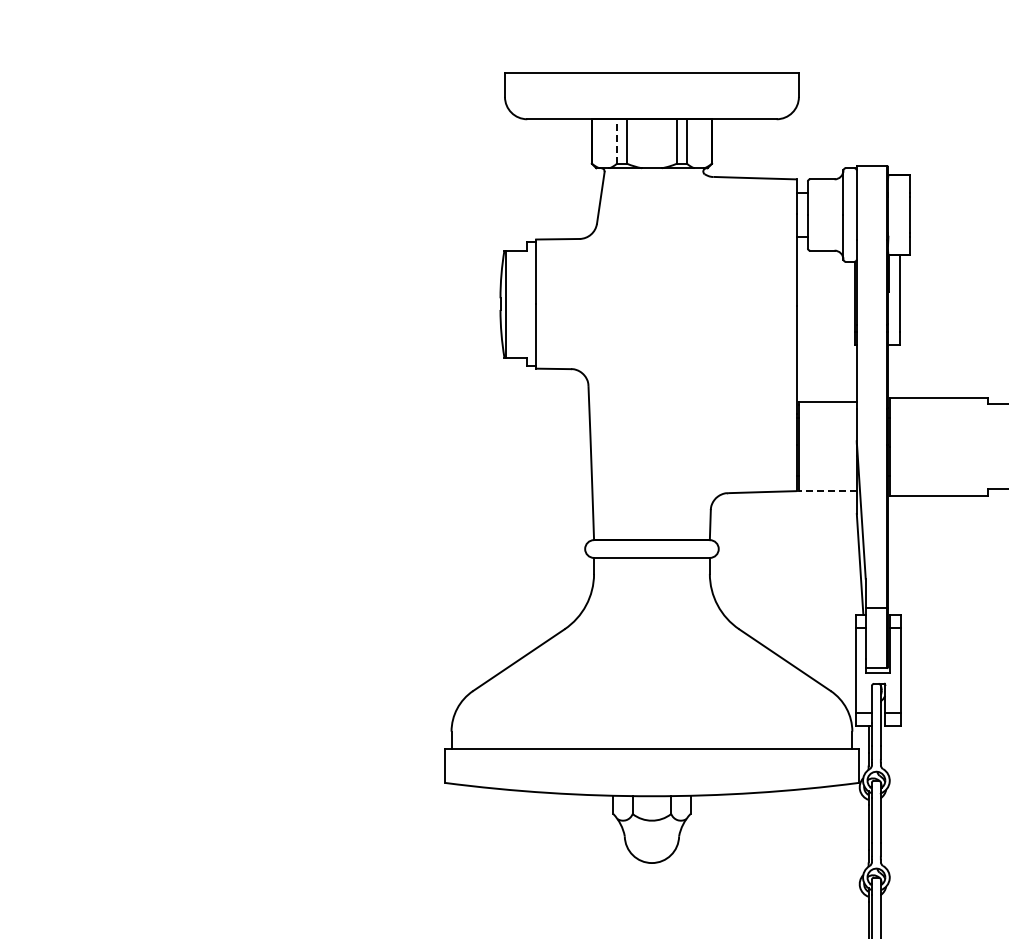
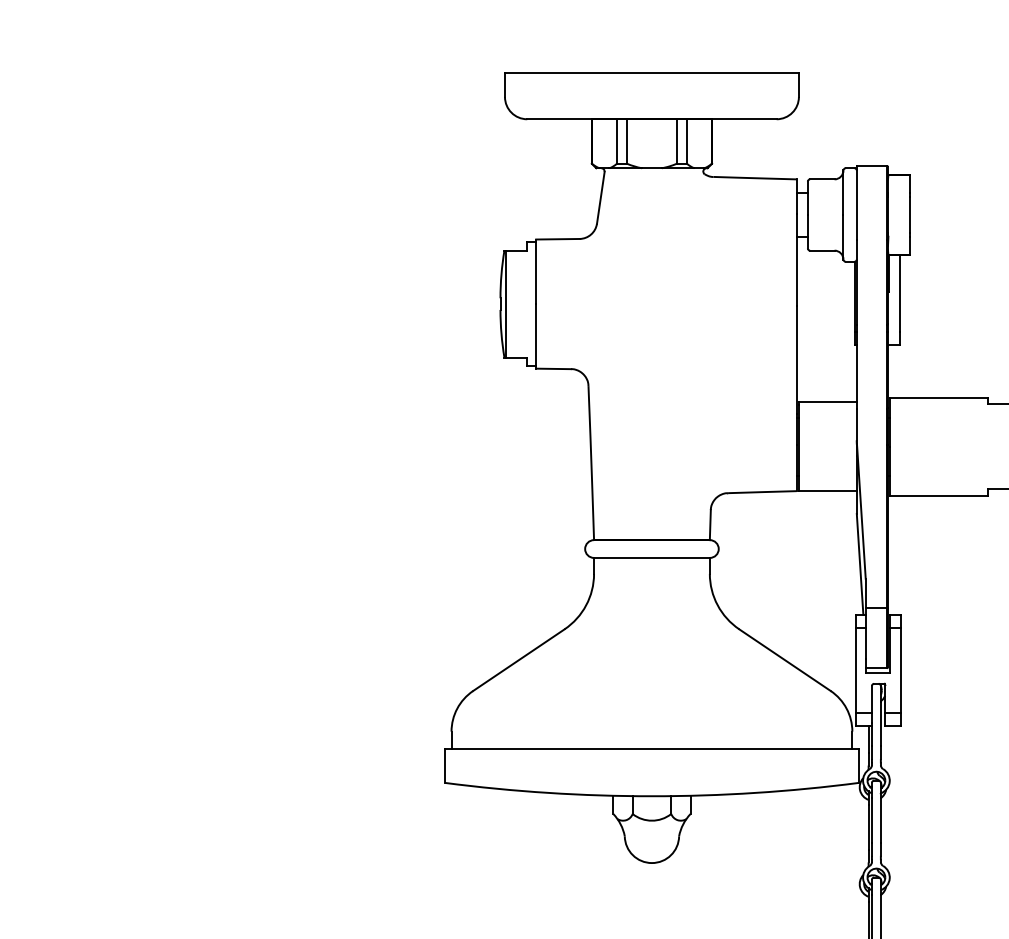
line: dashed -> solid (616, 141)
line: dashed -> solid (827, 491)
